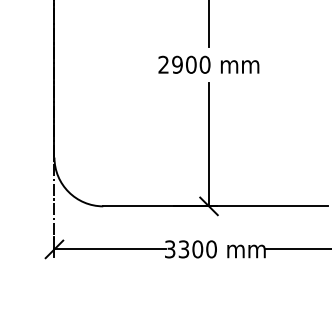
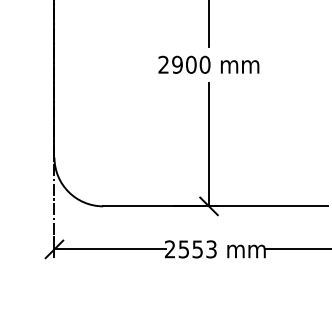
text: 3300 -> 2553 (190, 249)
